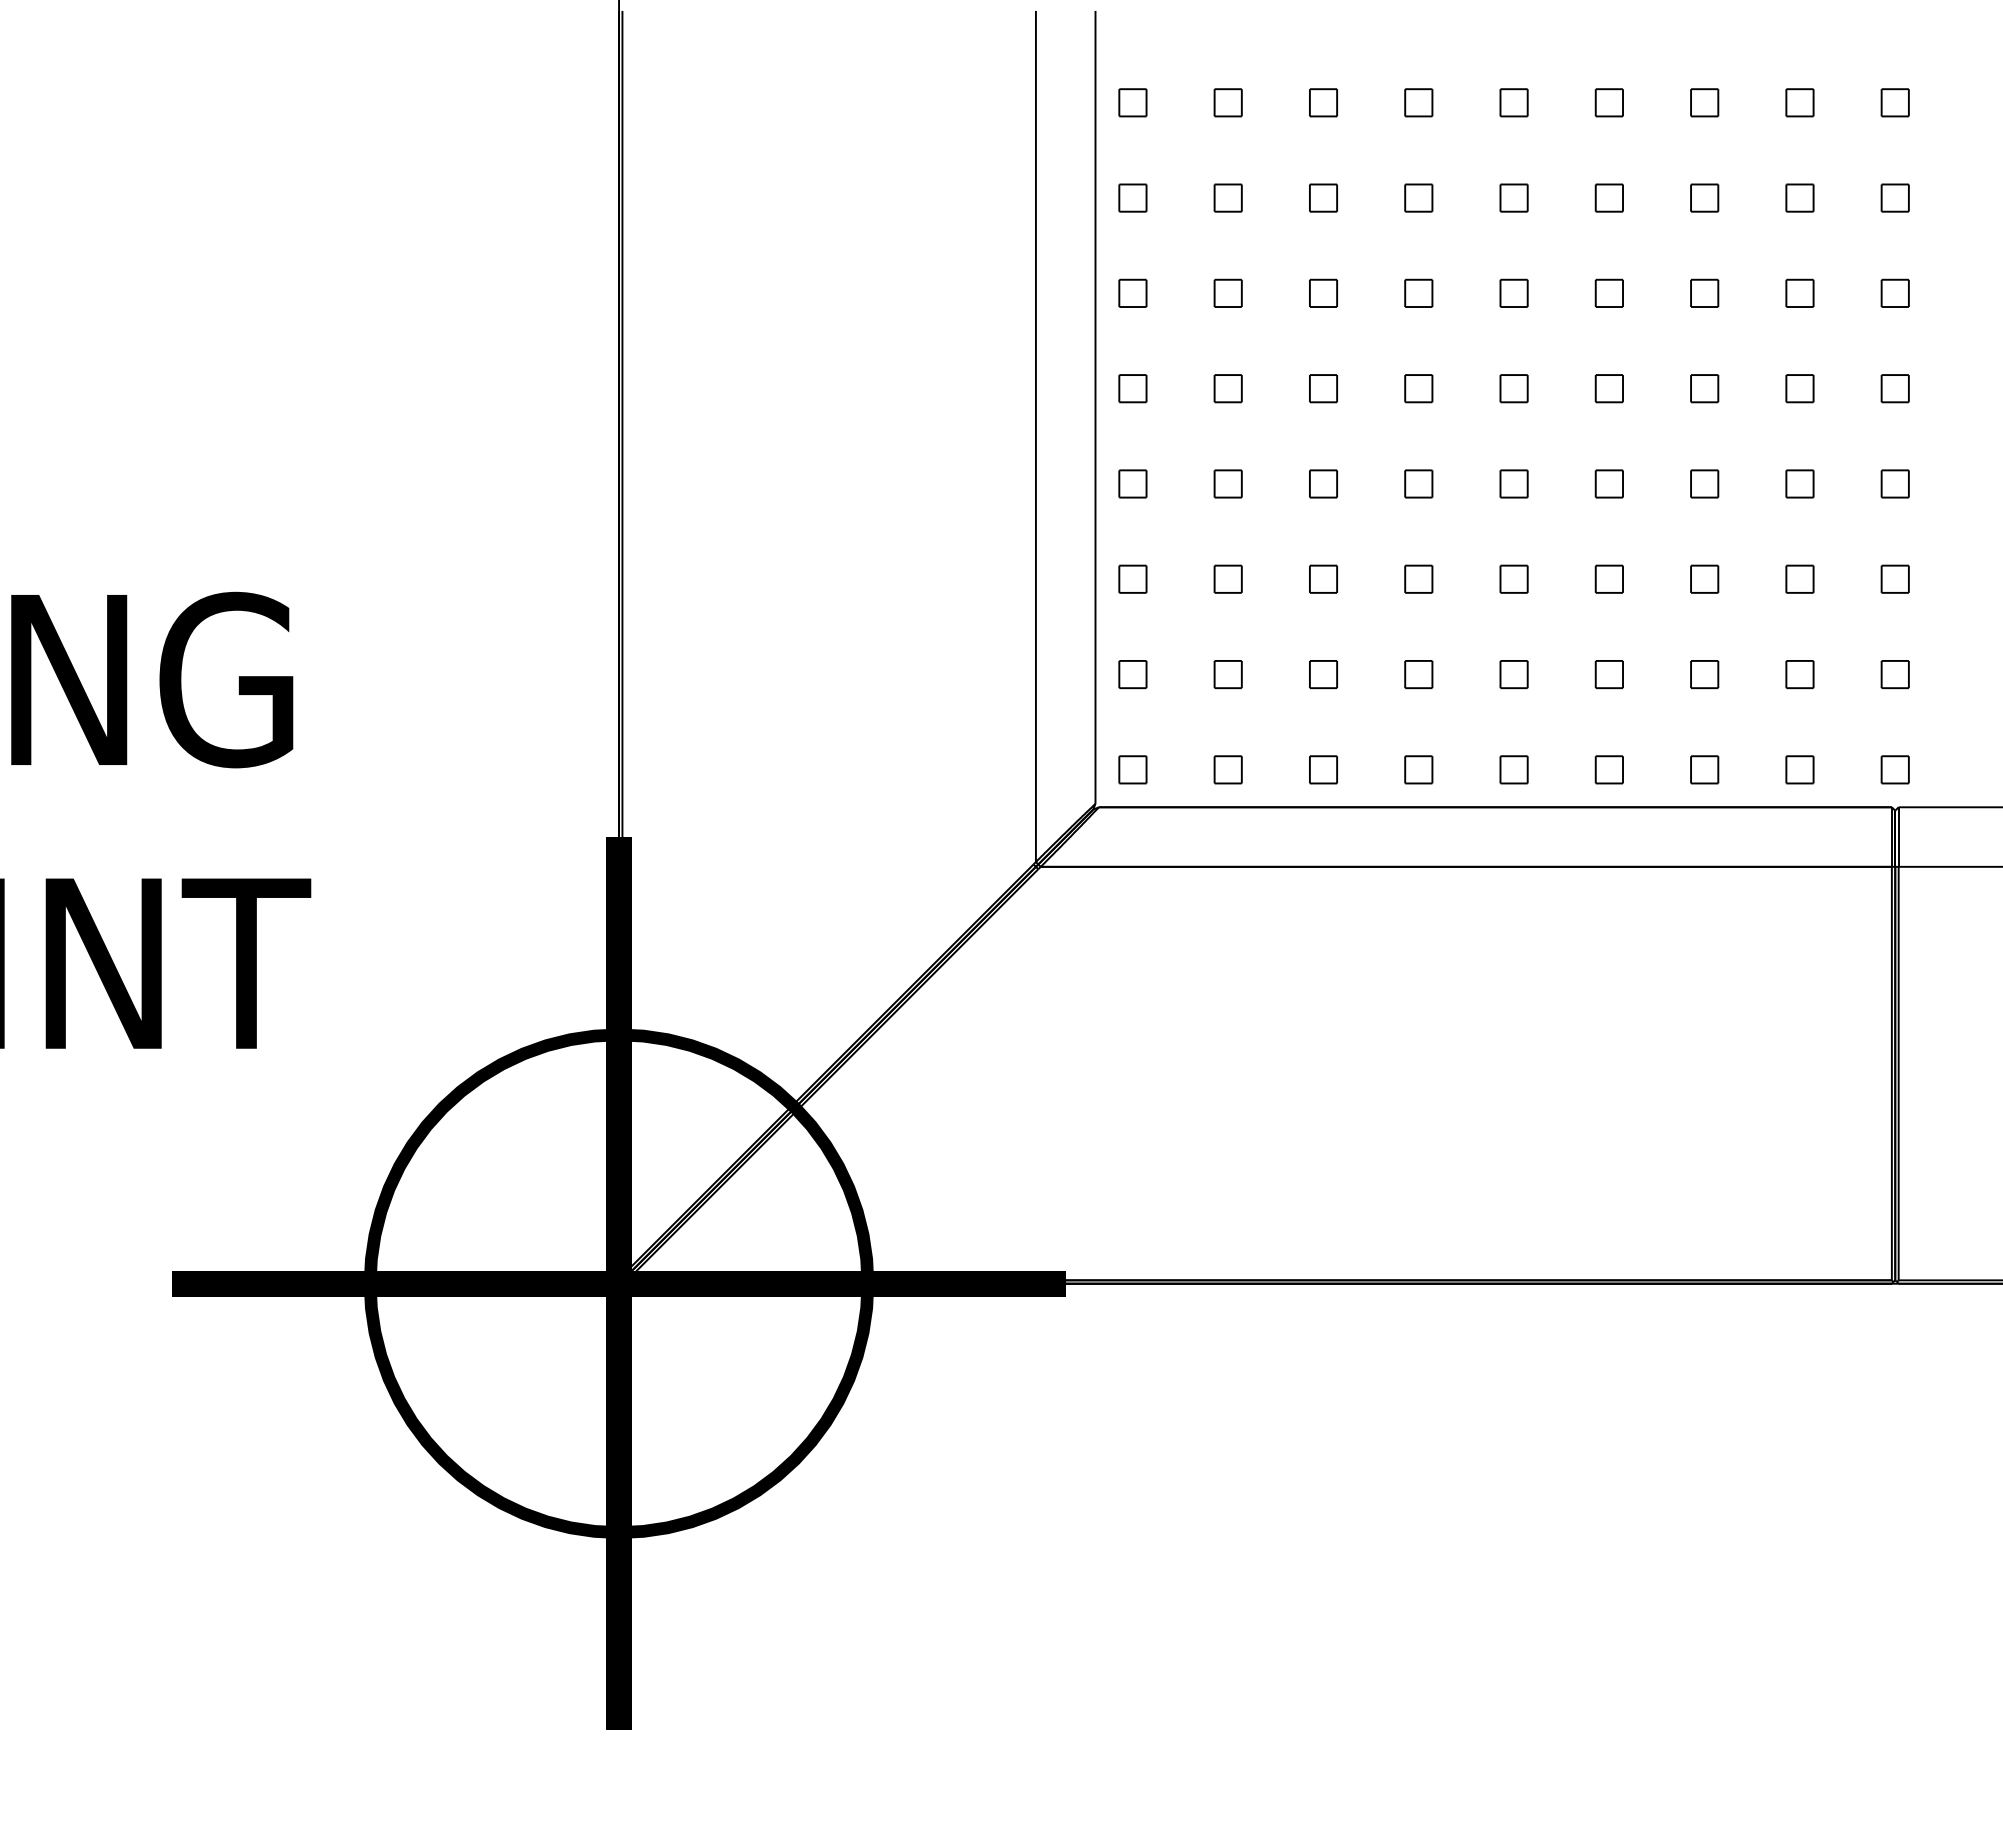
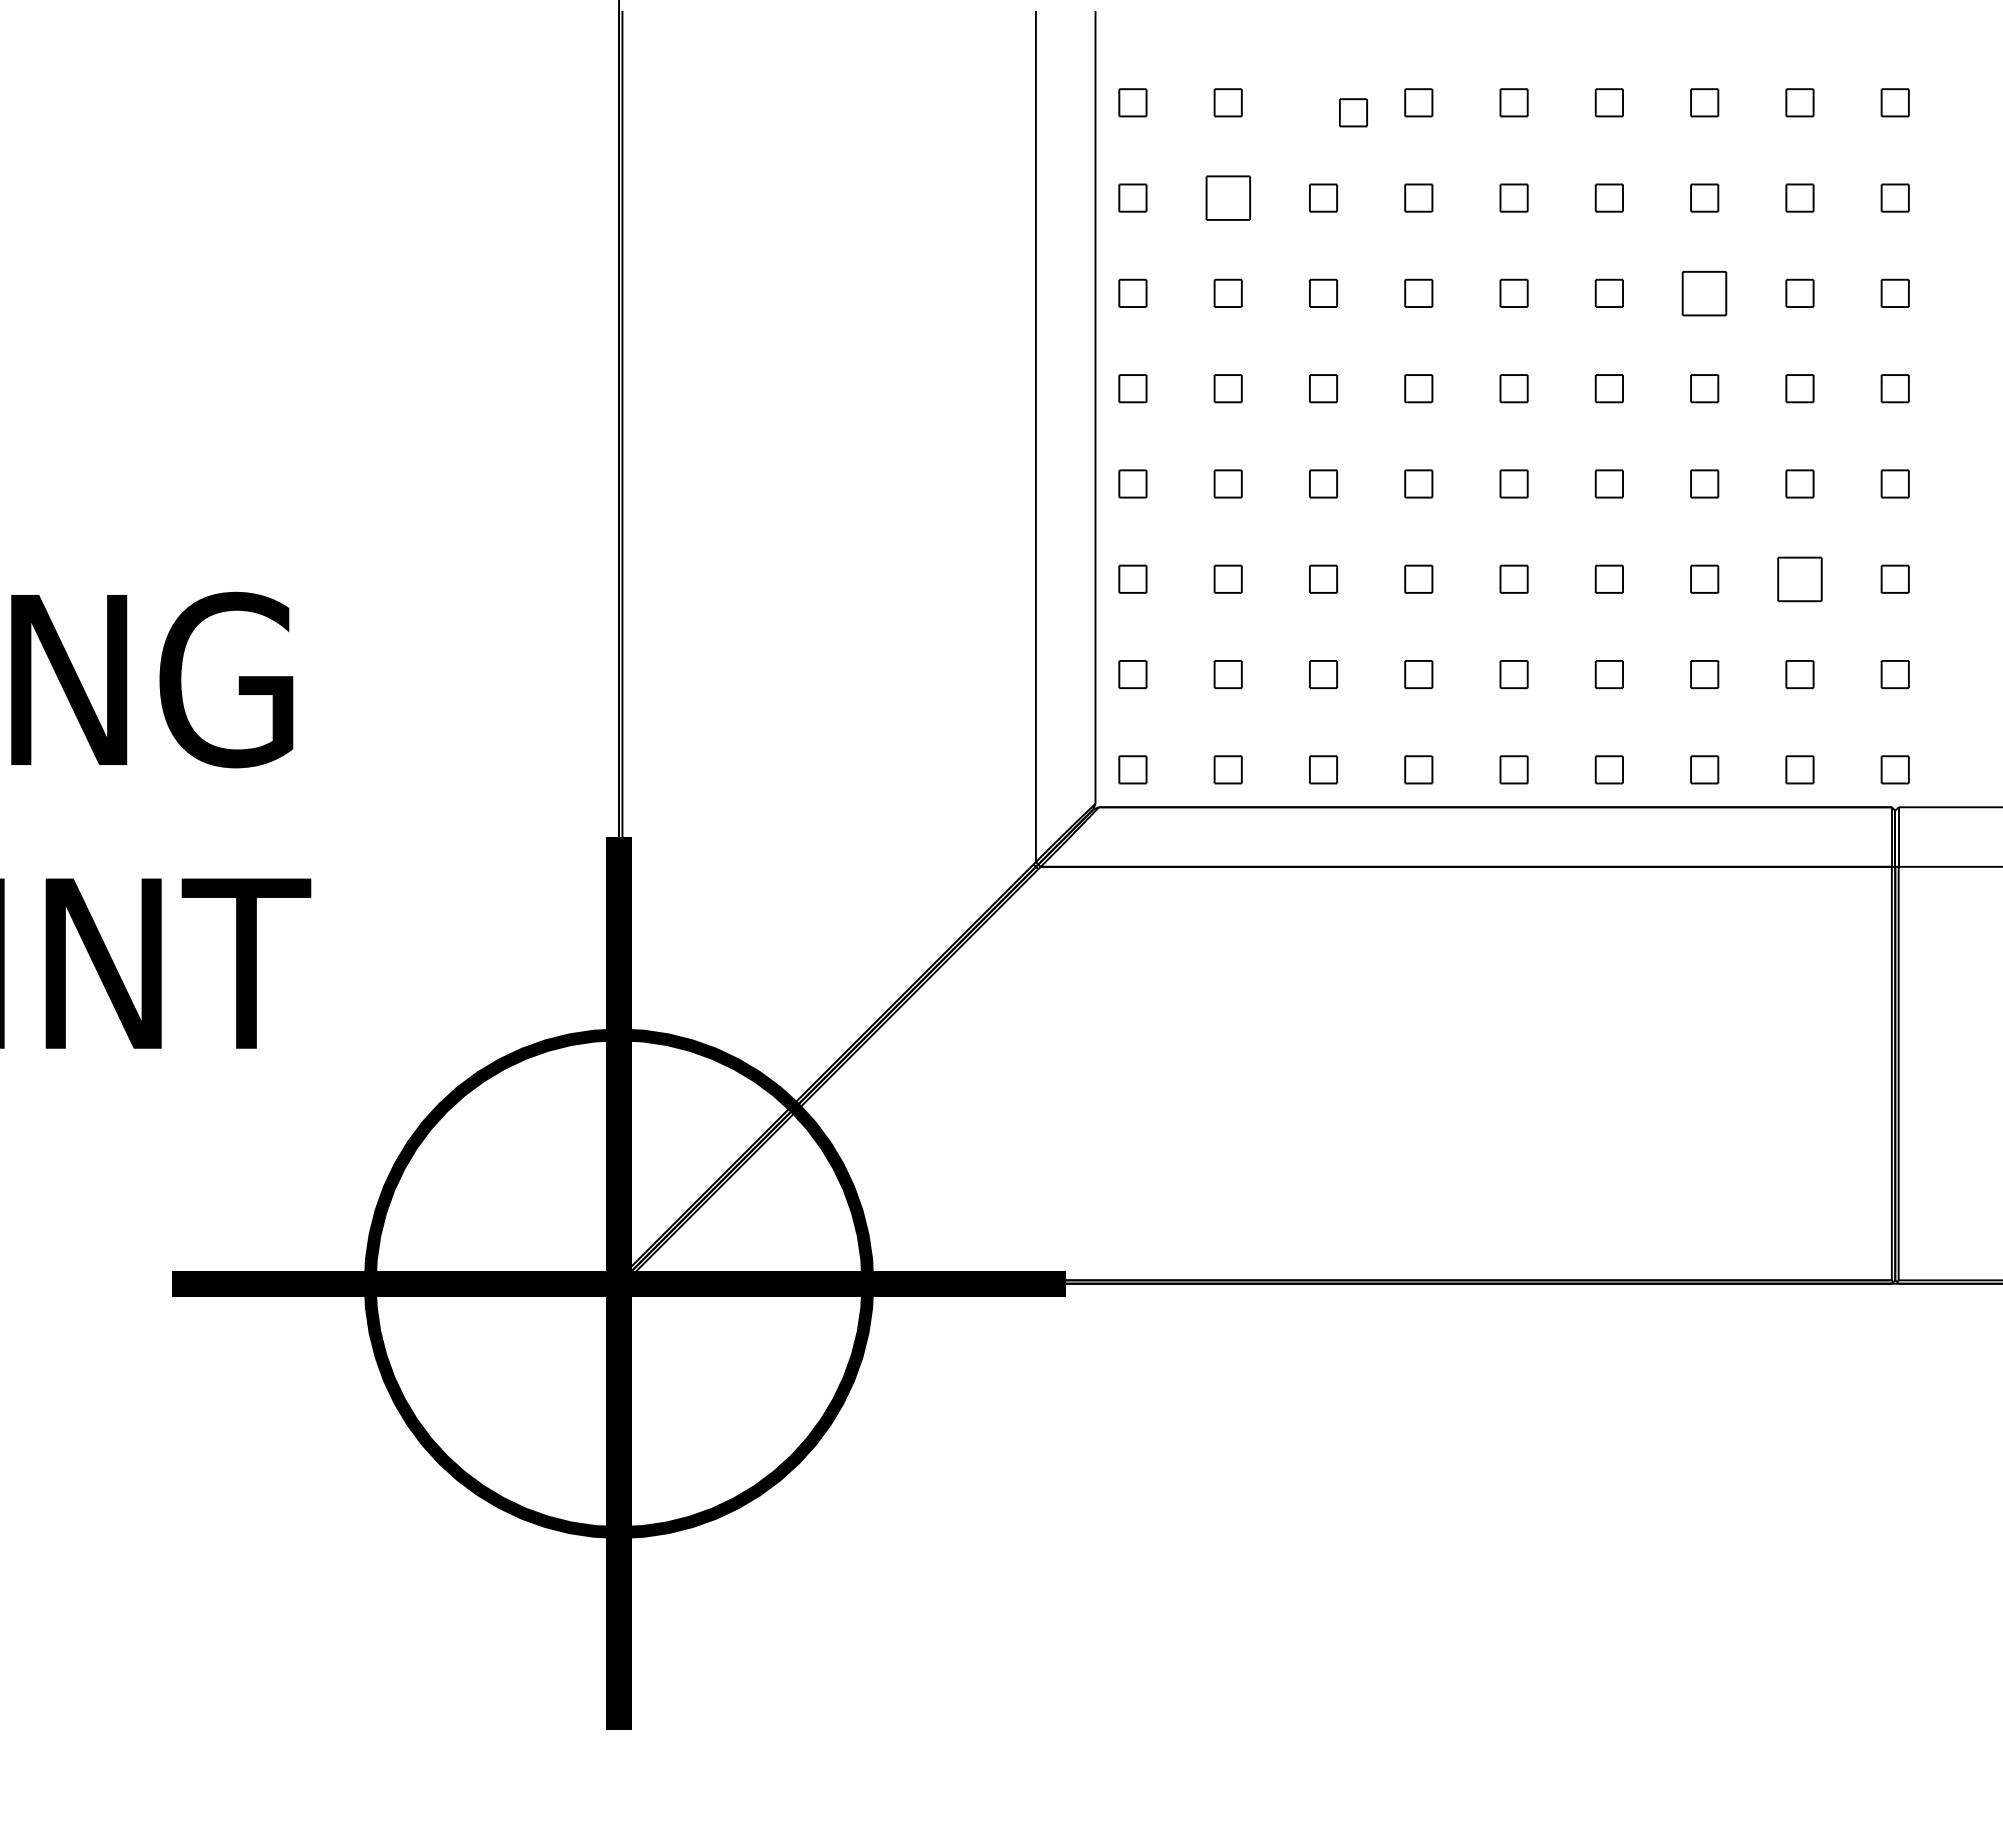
part position: (1323, 102) -> (1353, 112) (1353, 112)
part size: 30x30 px -> 46x46 px (1227, 197)
part size: 30x30 px -> 47x46 px (1704, 293)
part size: 30x30 px -> 46x47 px (1799, 579)
